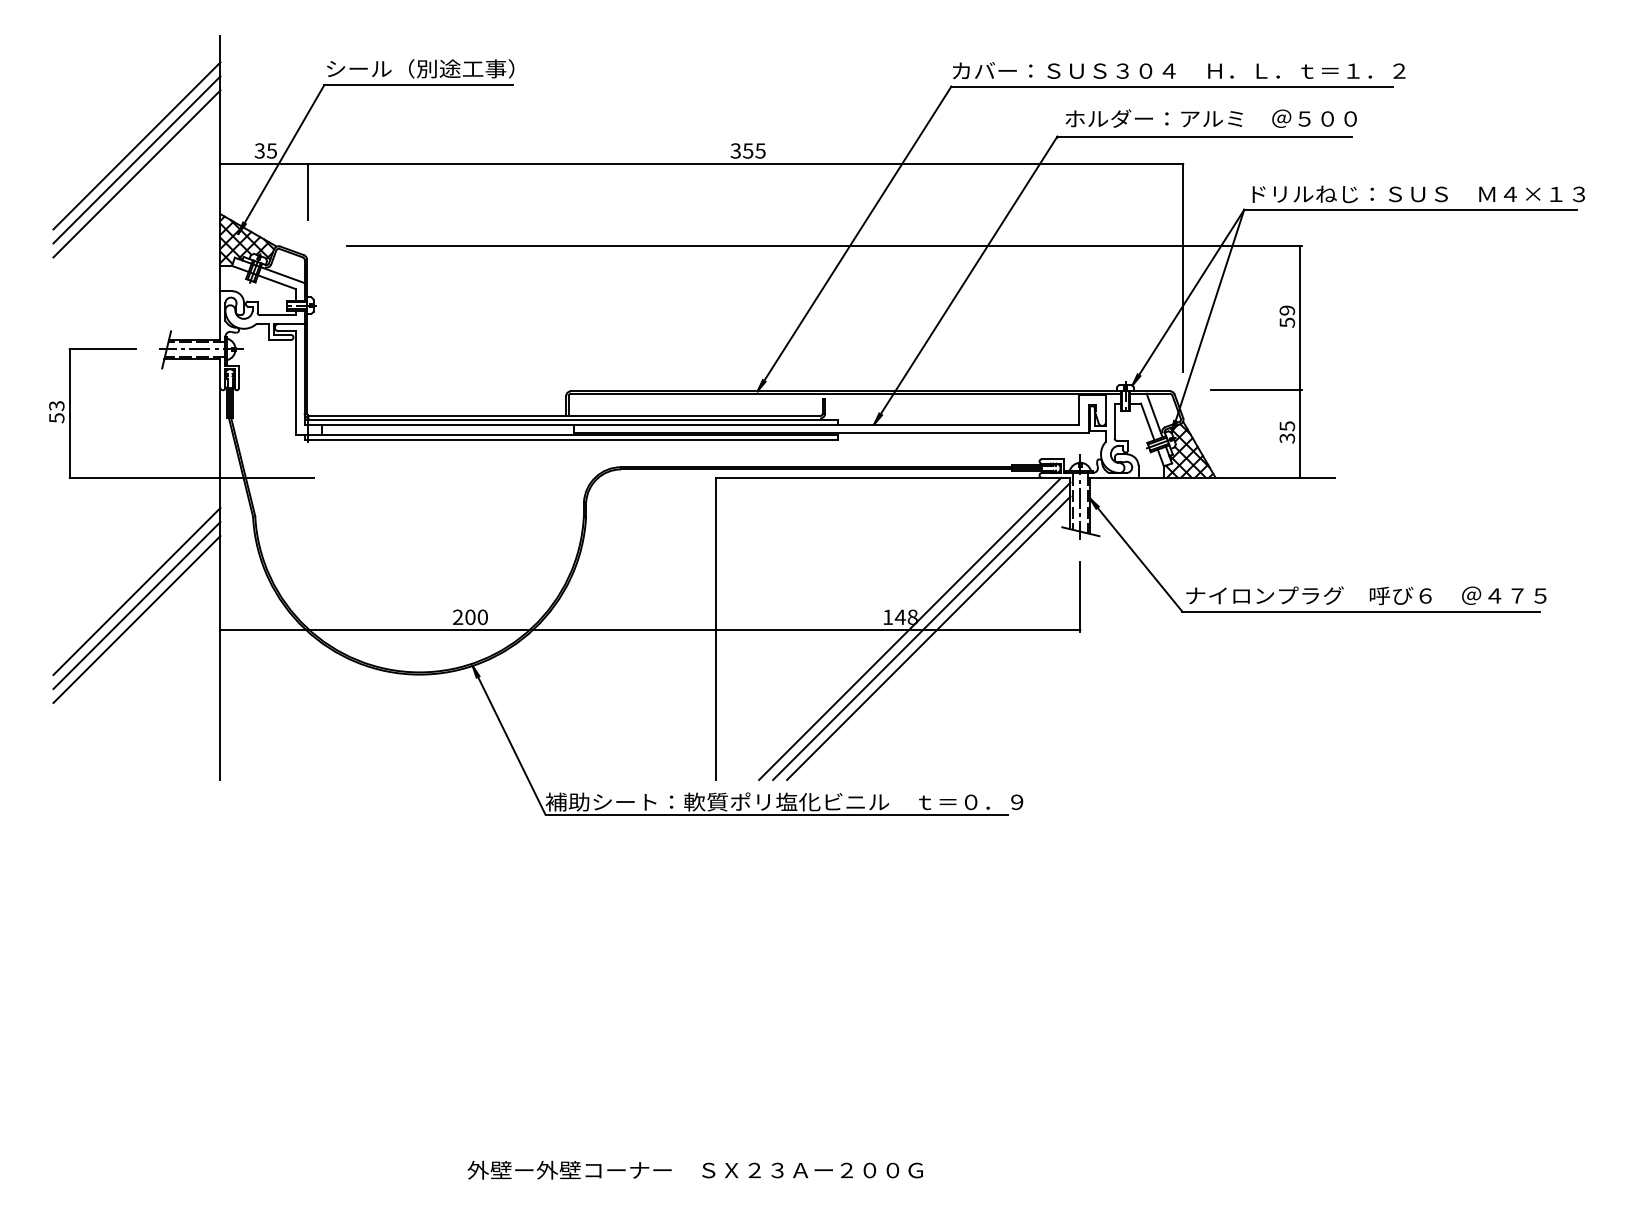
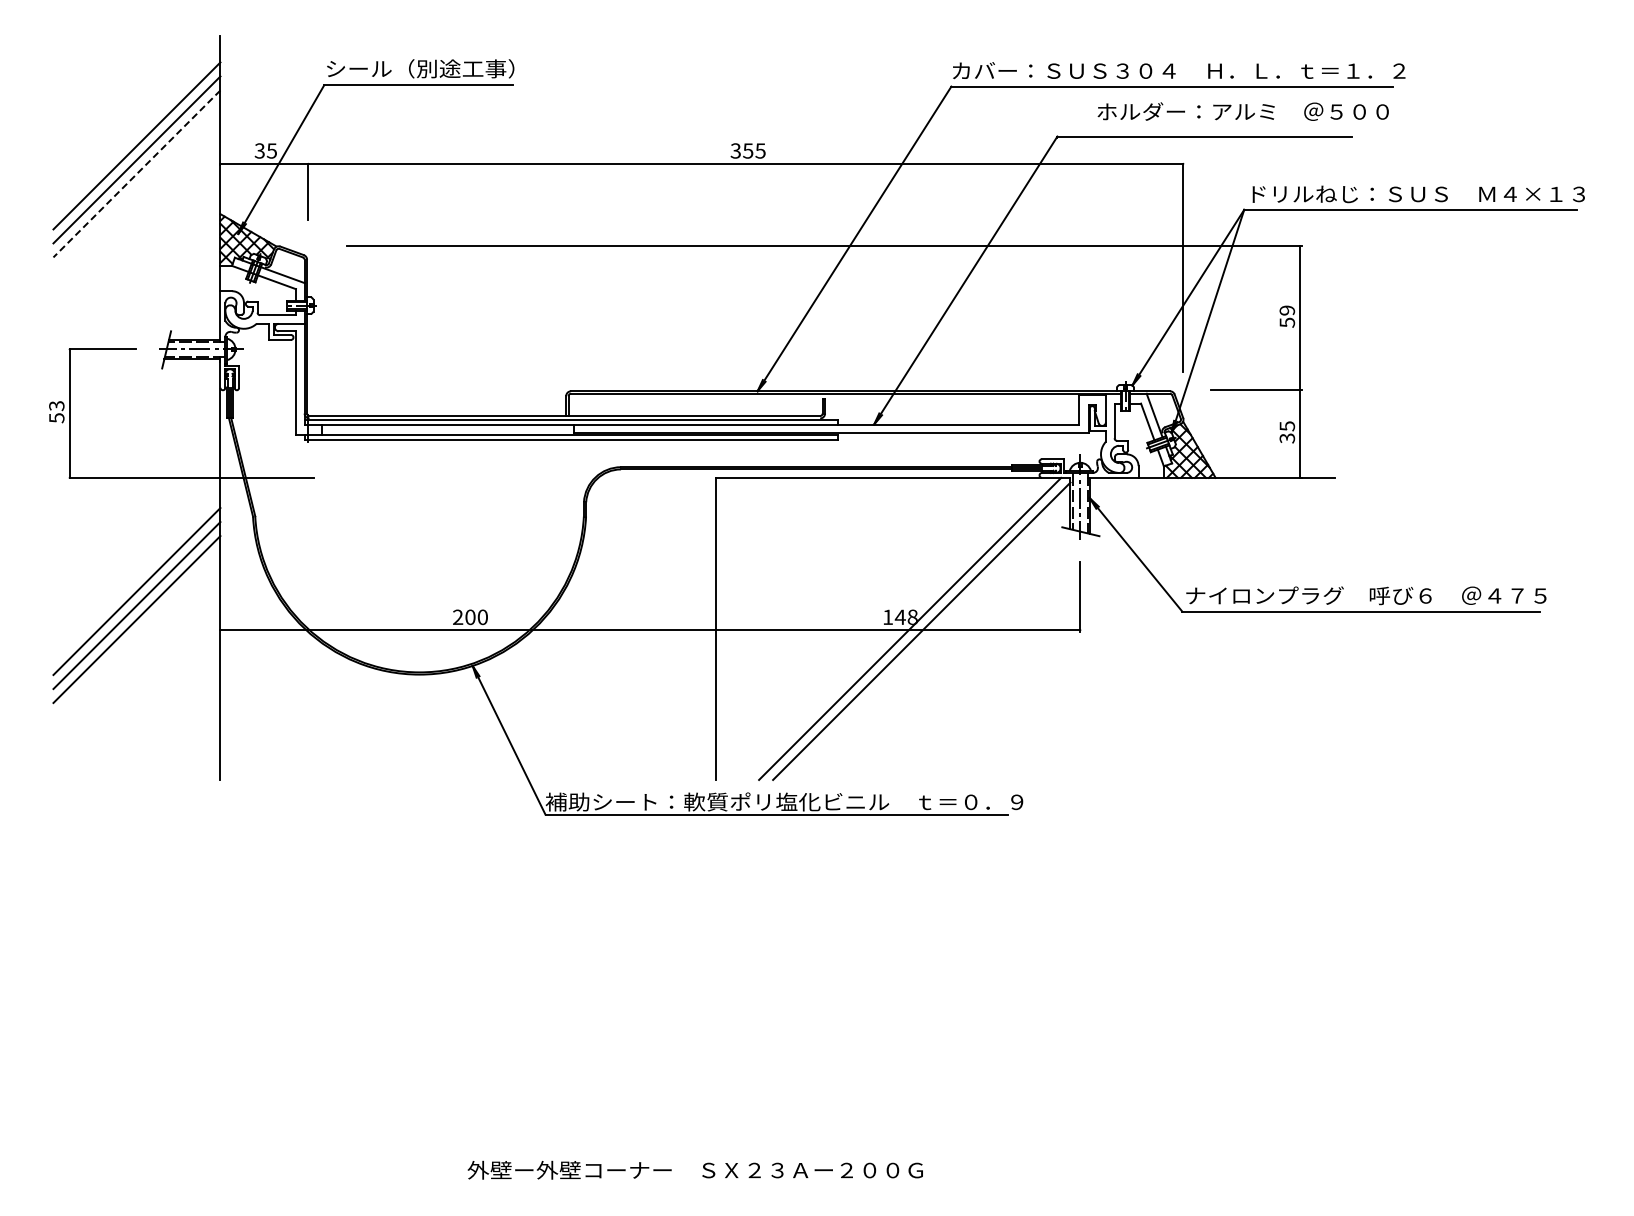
text position: (1210, 118) -> (1242, 111) (1242, 111)
line: solid -> dashed (136, 174)
line: present -> none (928, 637)
